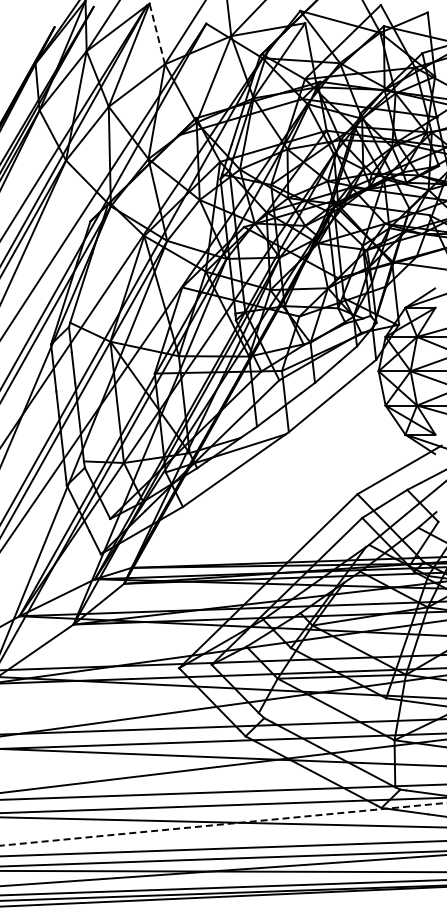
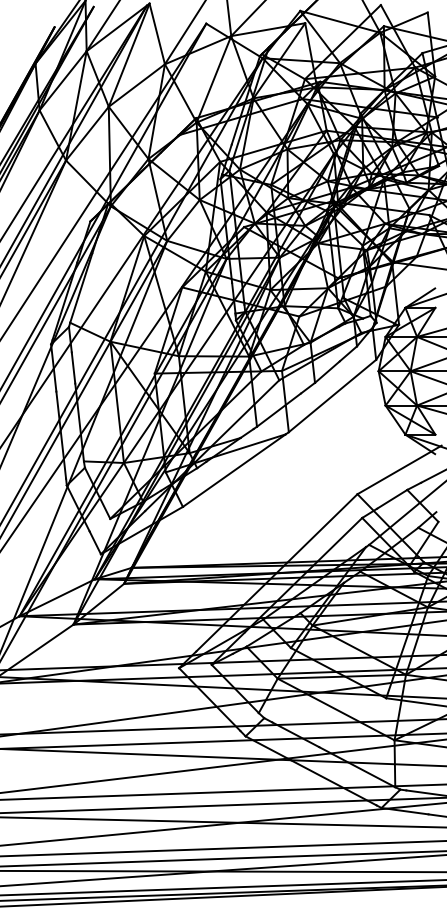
line: dashed -> solid (157, 33)
line: dashed -> solid (223, 824)
